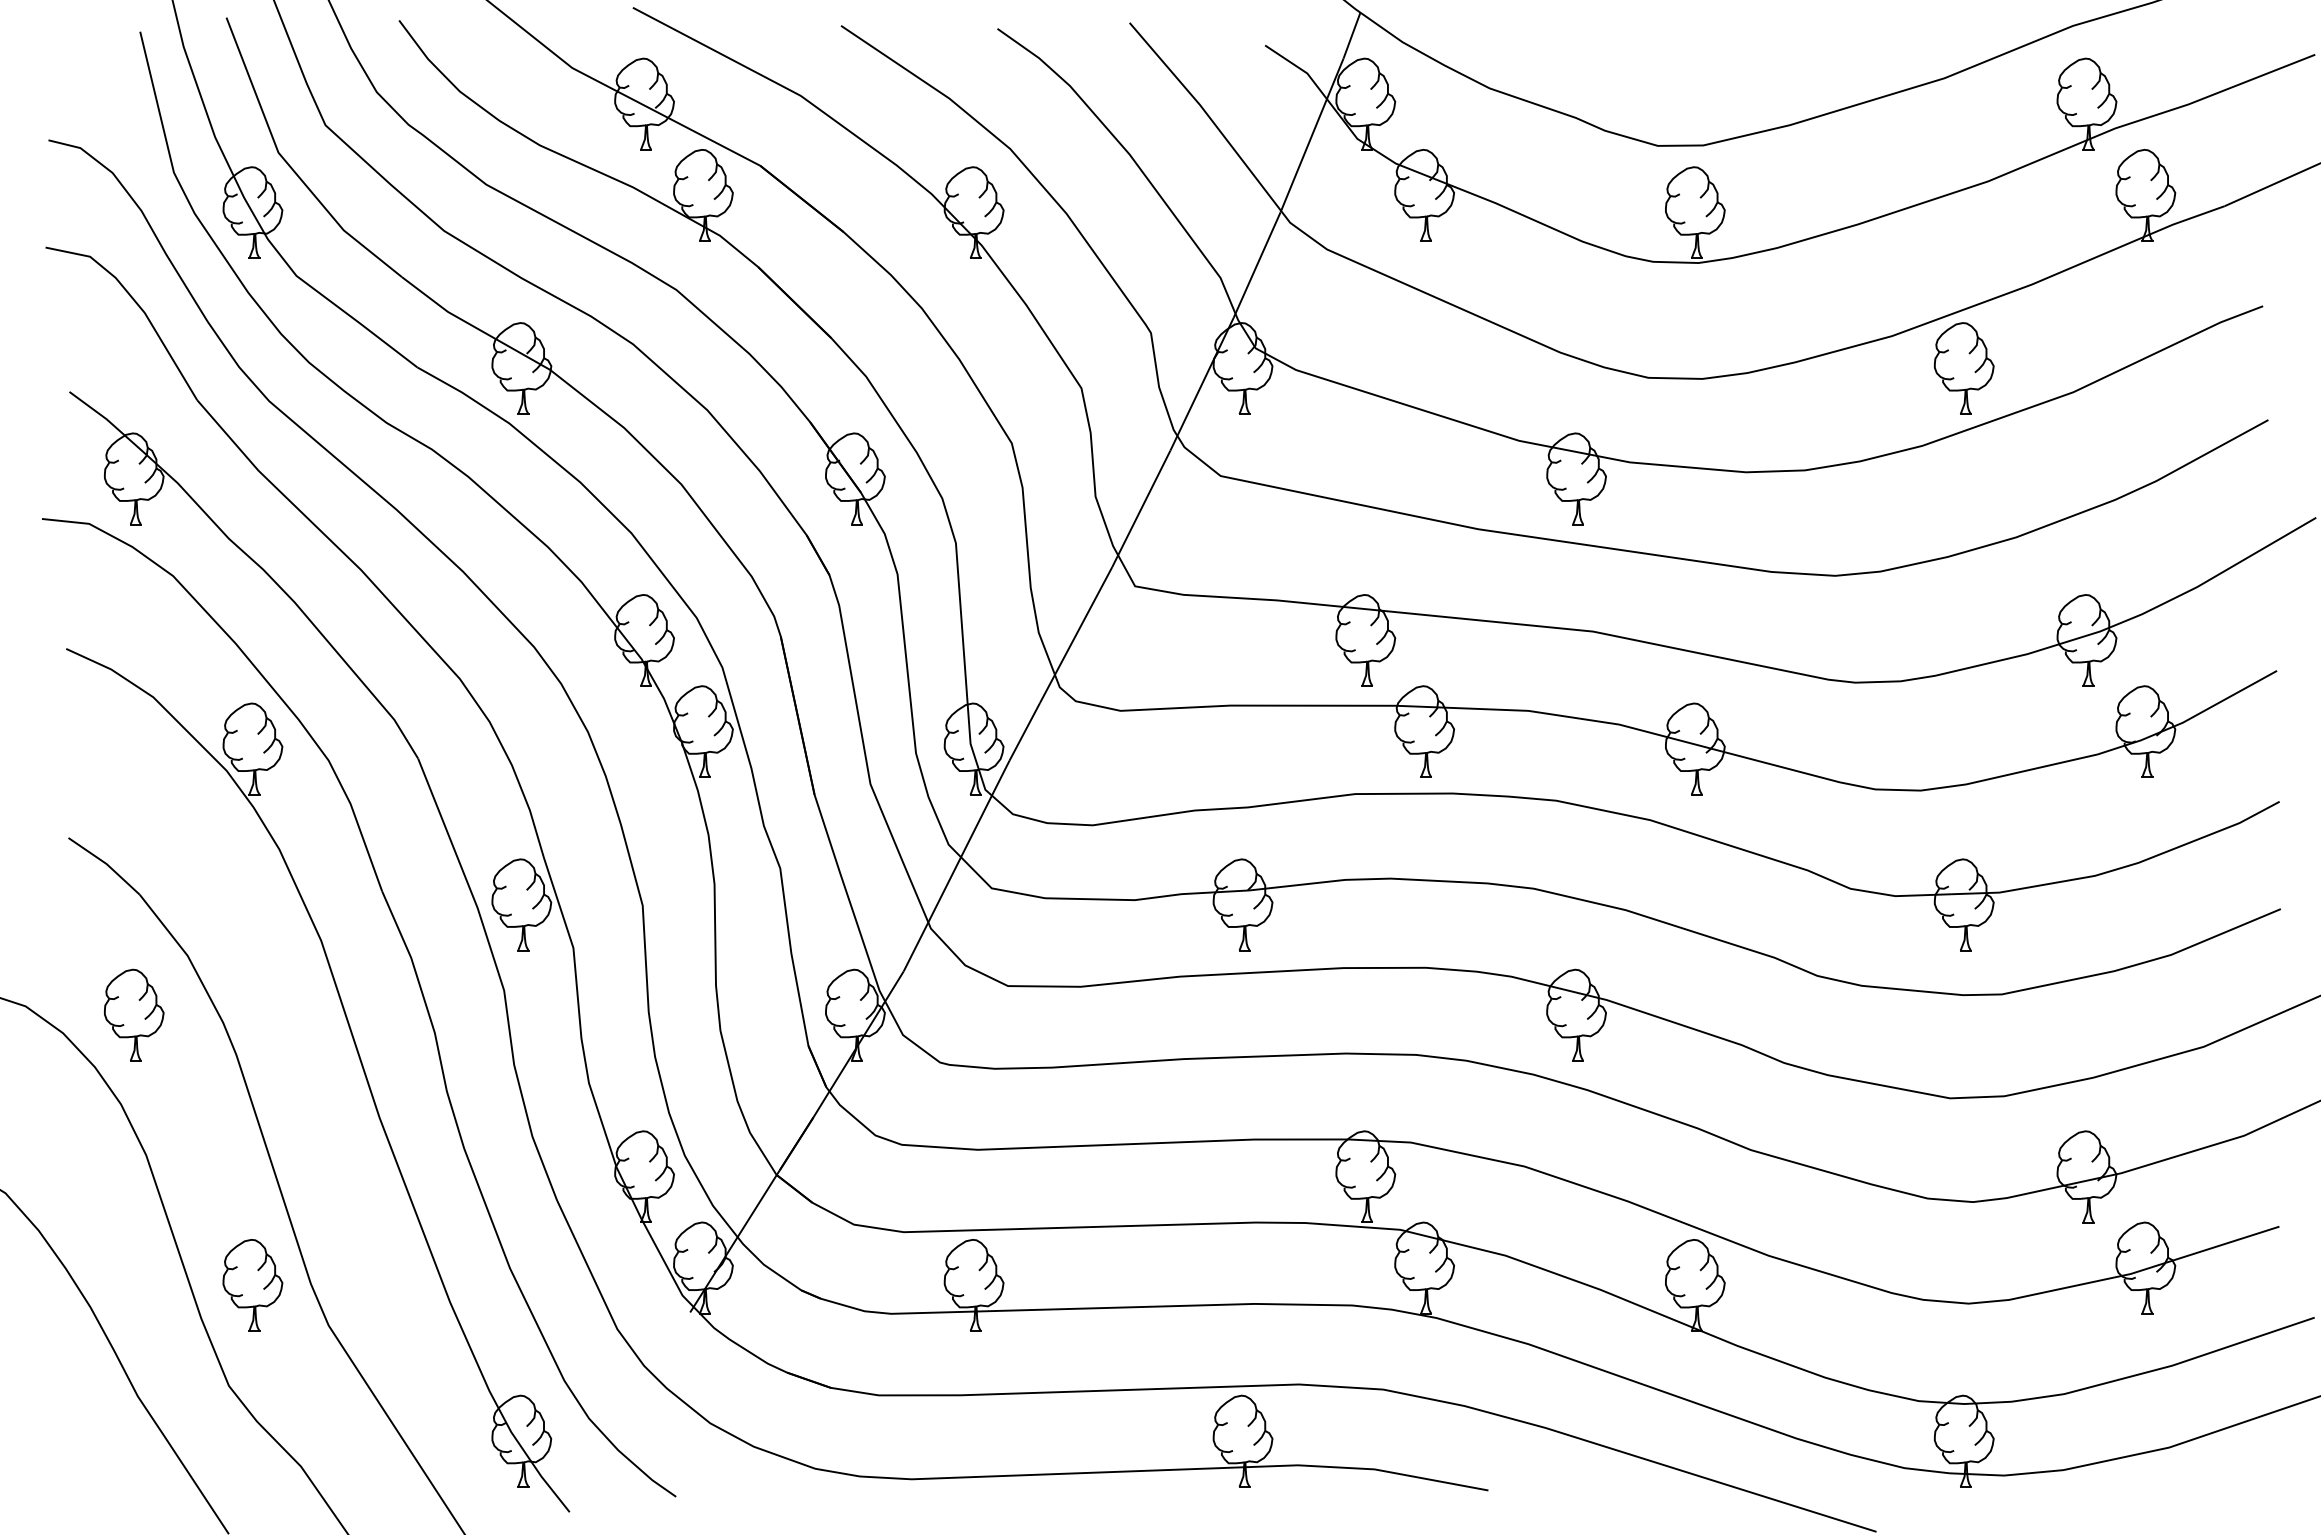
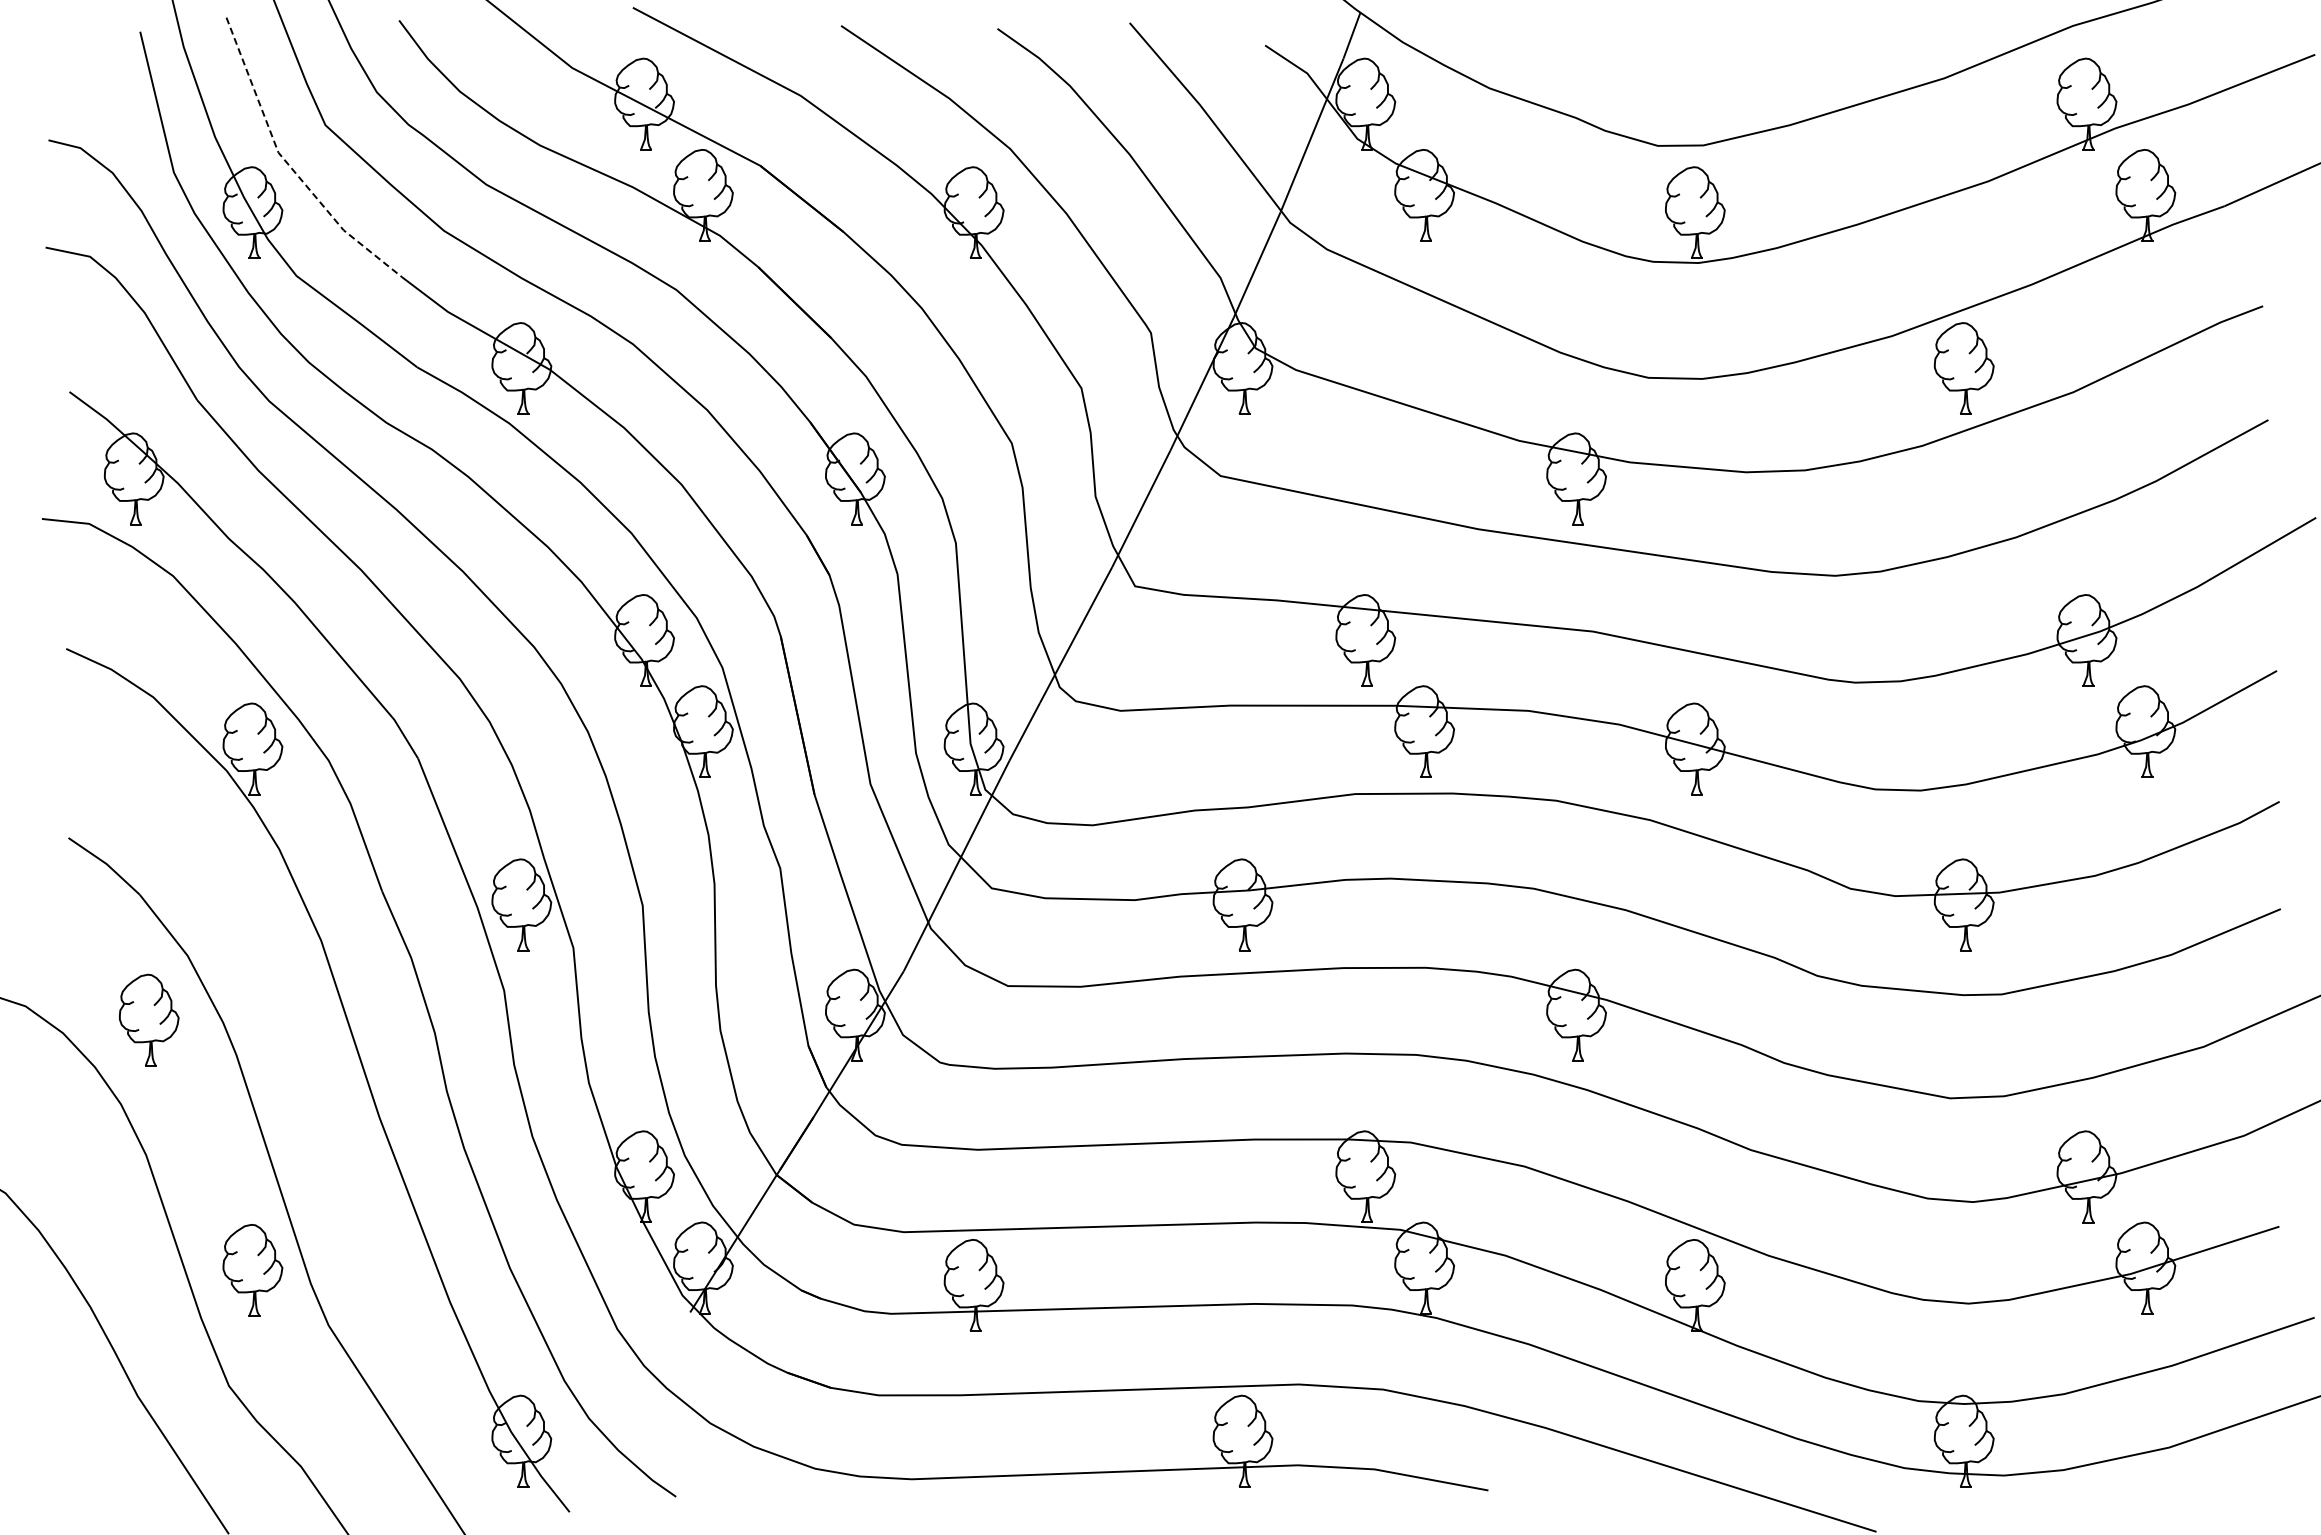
line: solid -> dashed (288, 164)
part position: (134, 1014) -> (149, 1019) (149, 1019)
part position: (252, 1285) -> (252, 1270) (252, 1270)
